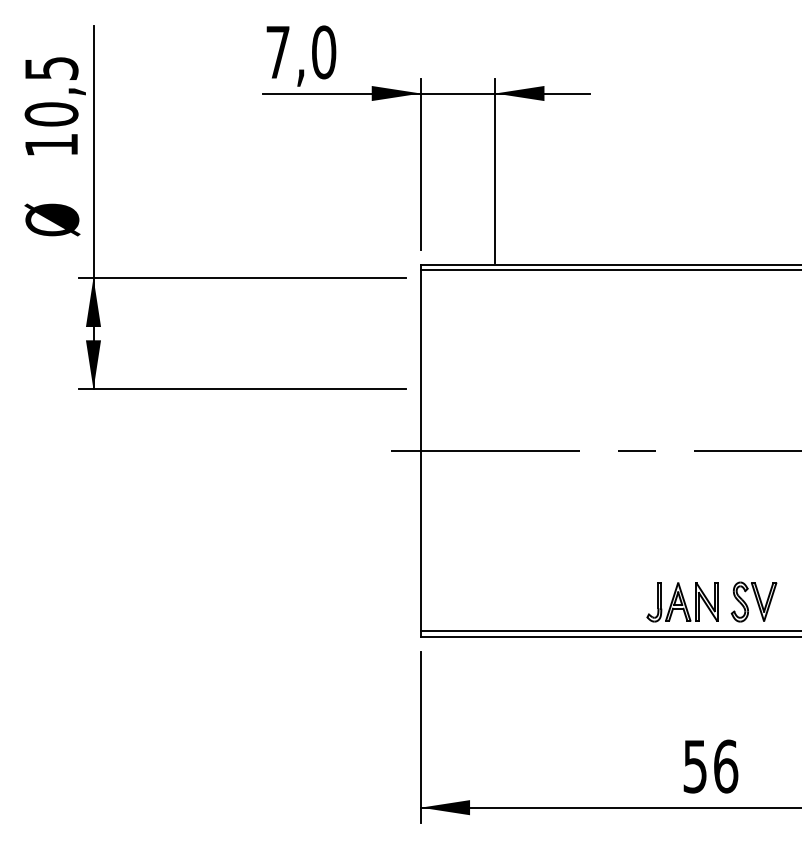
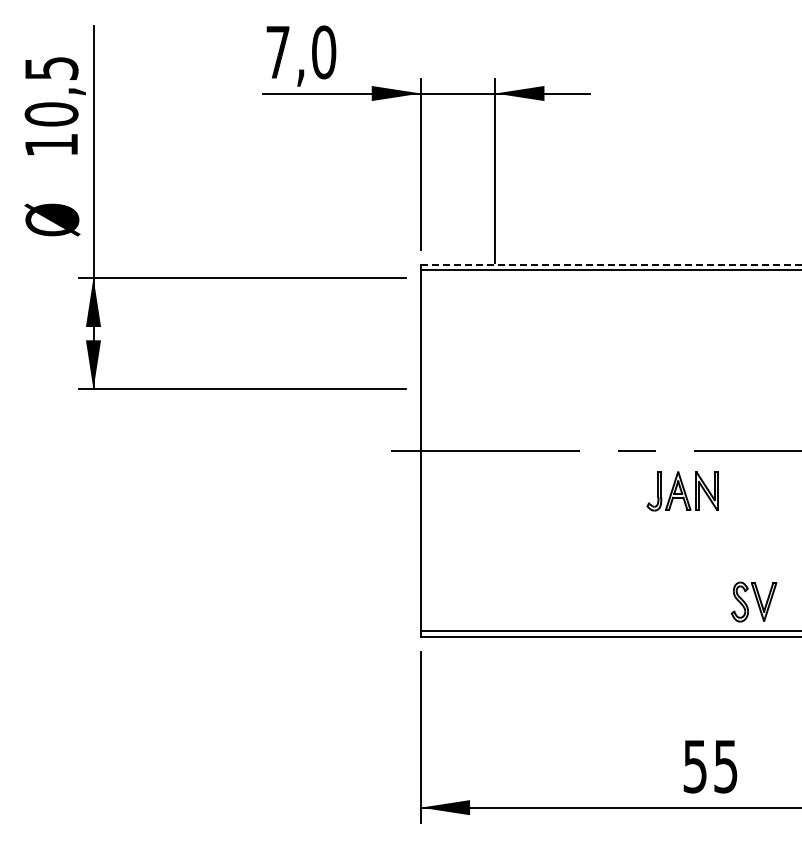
line: solid -> dashed (611, 264)
part position: (682, 602) -> (682, 491) (682, 491)
text: 56 -> 55 (726, 766)
